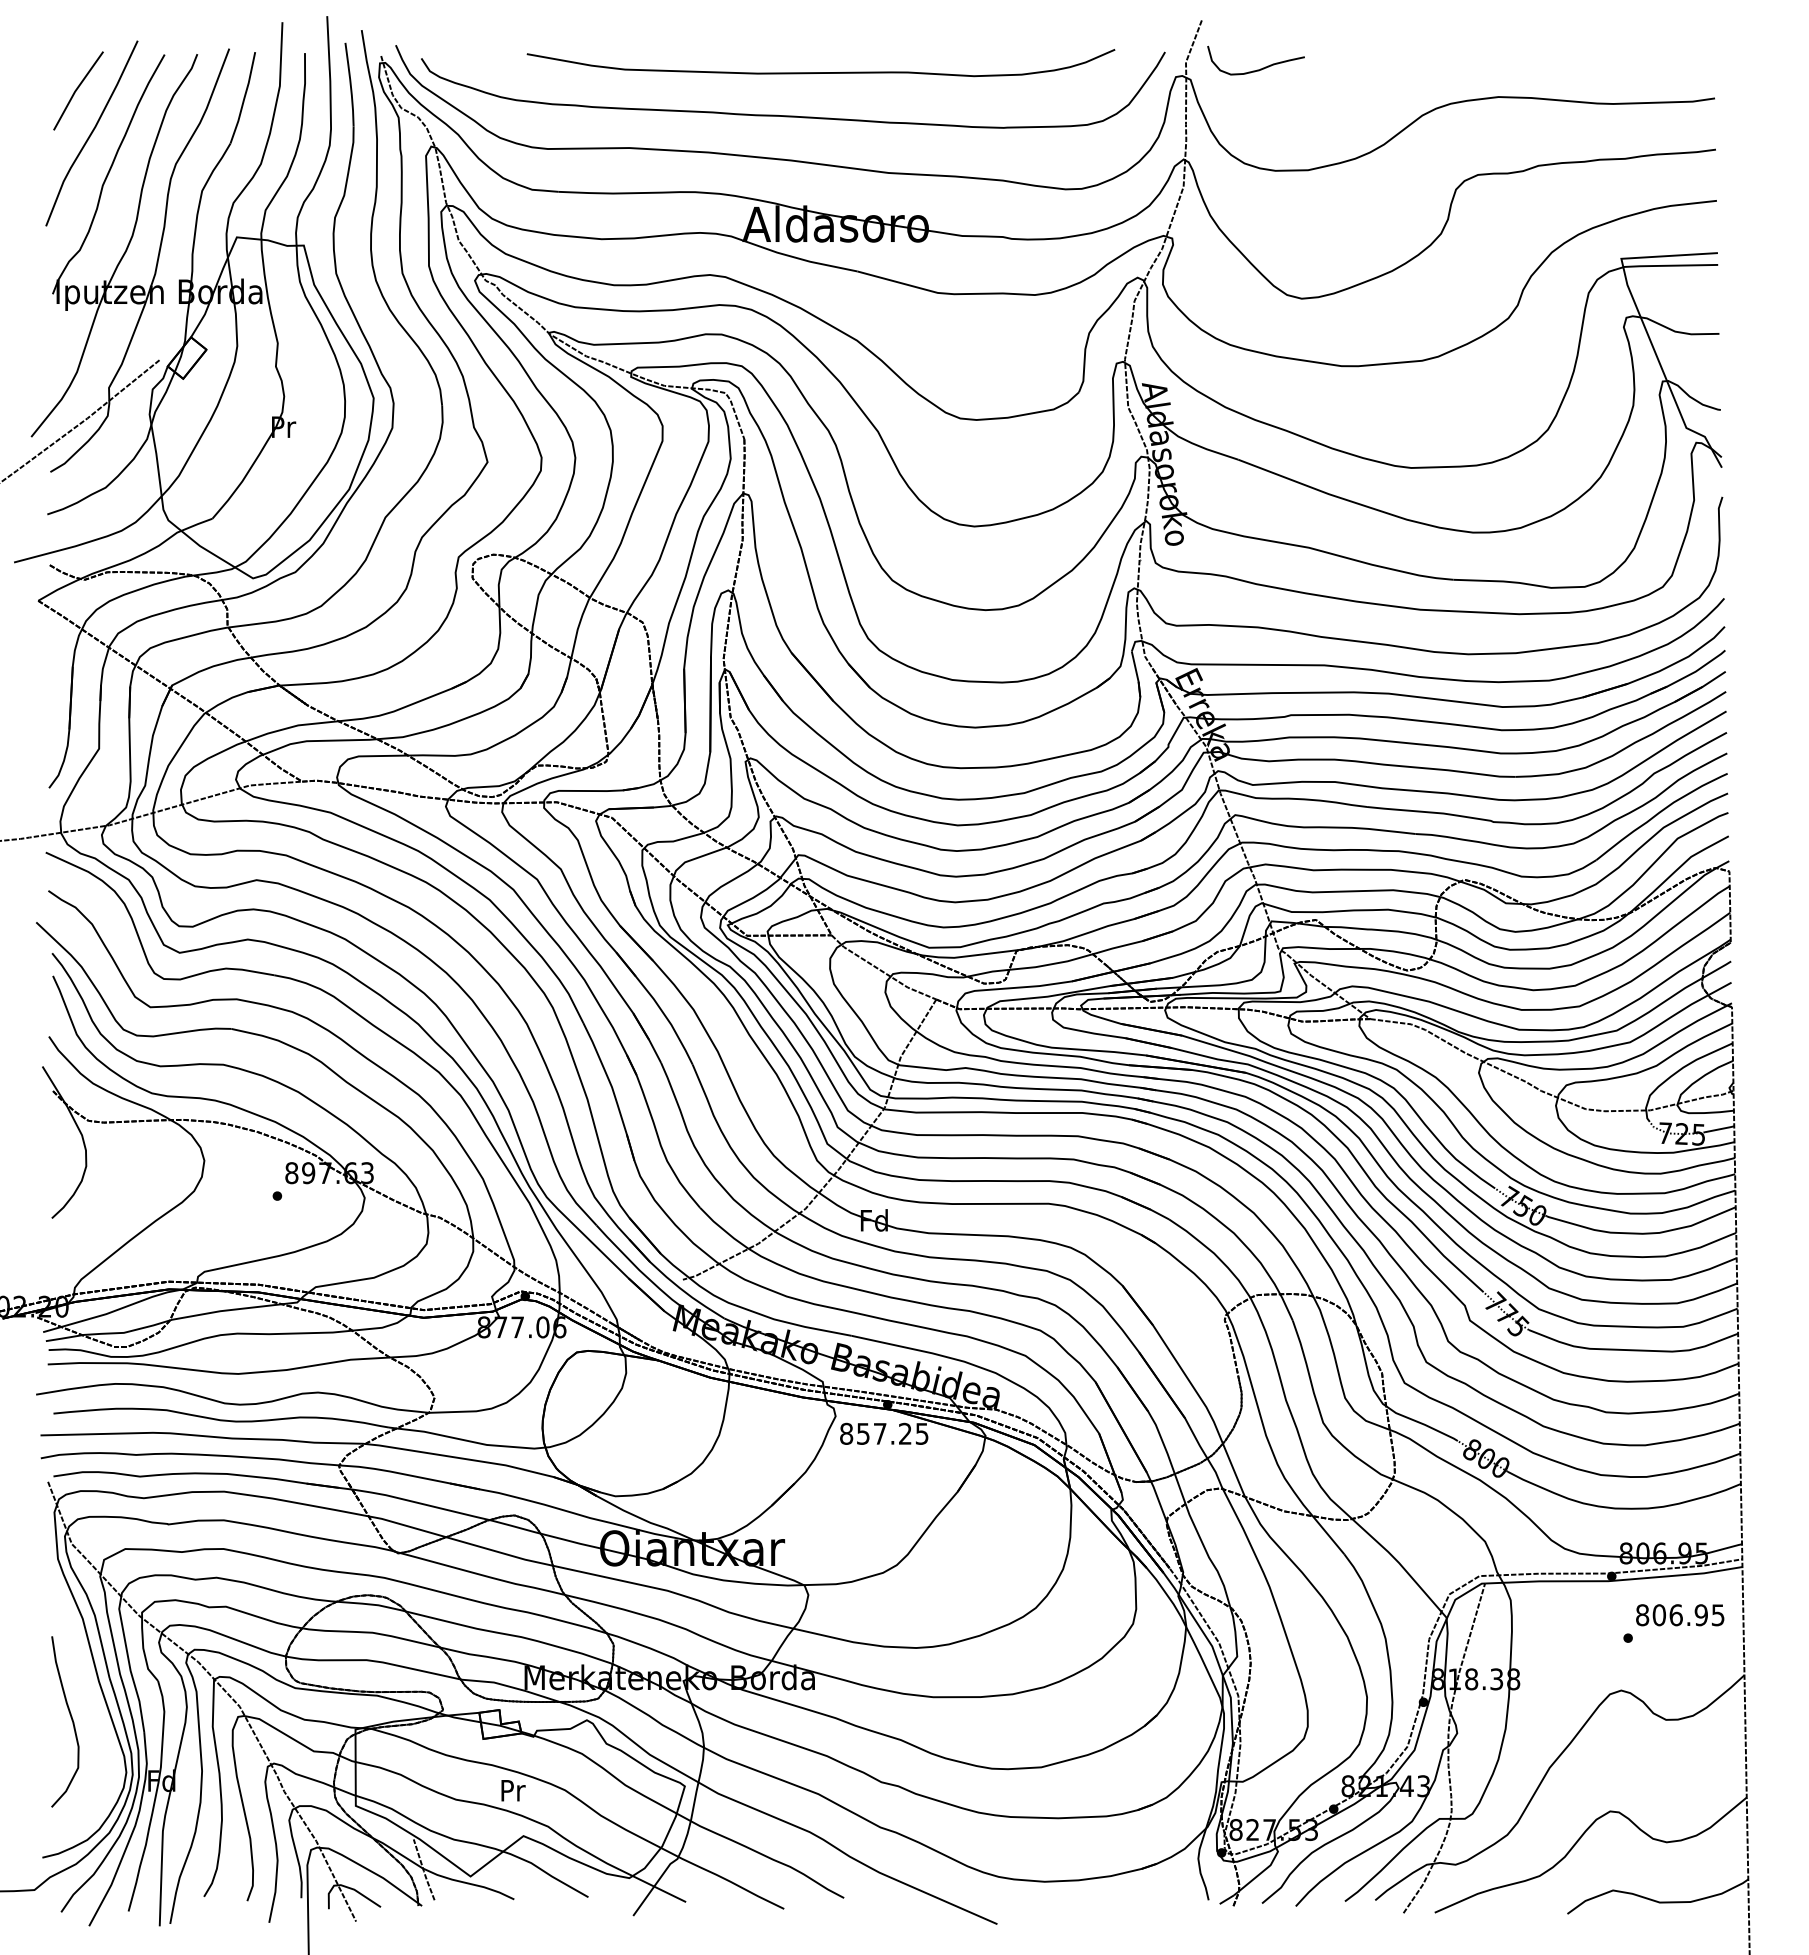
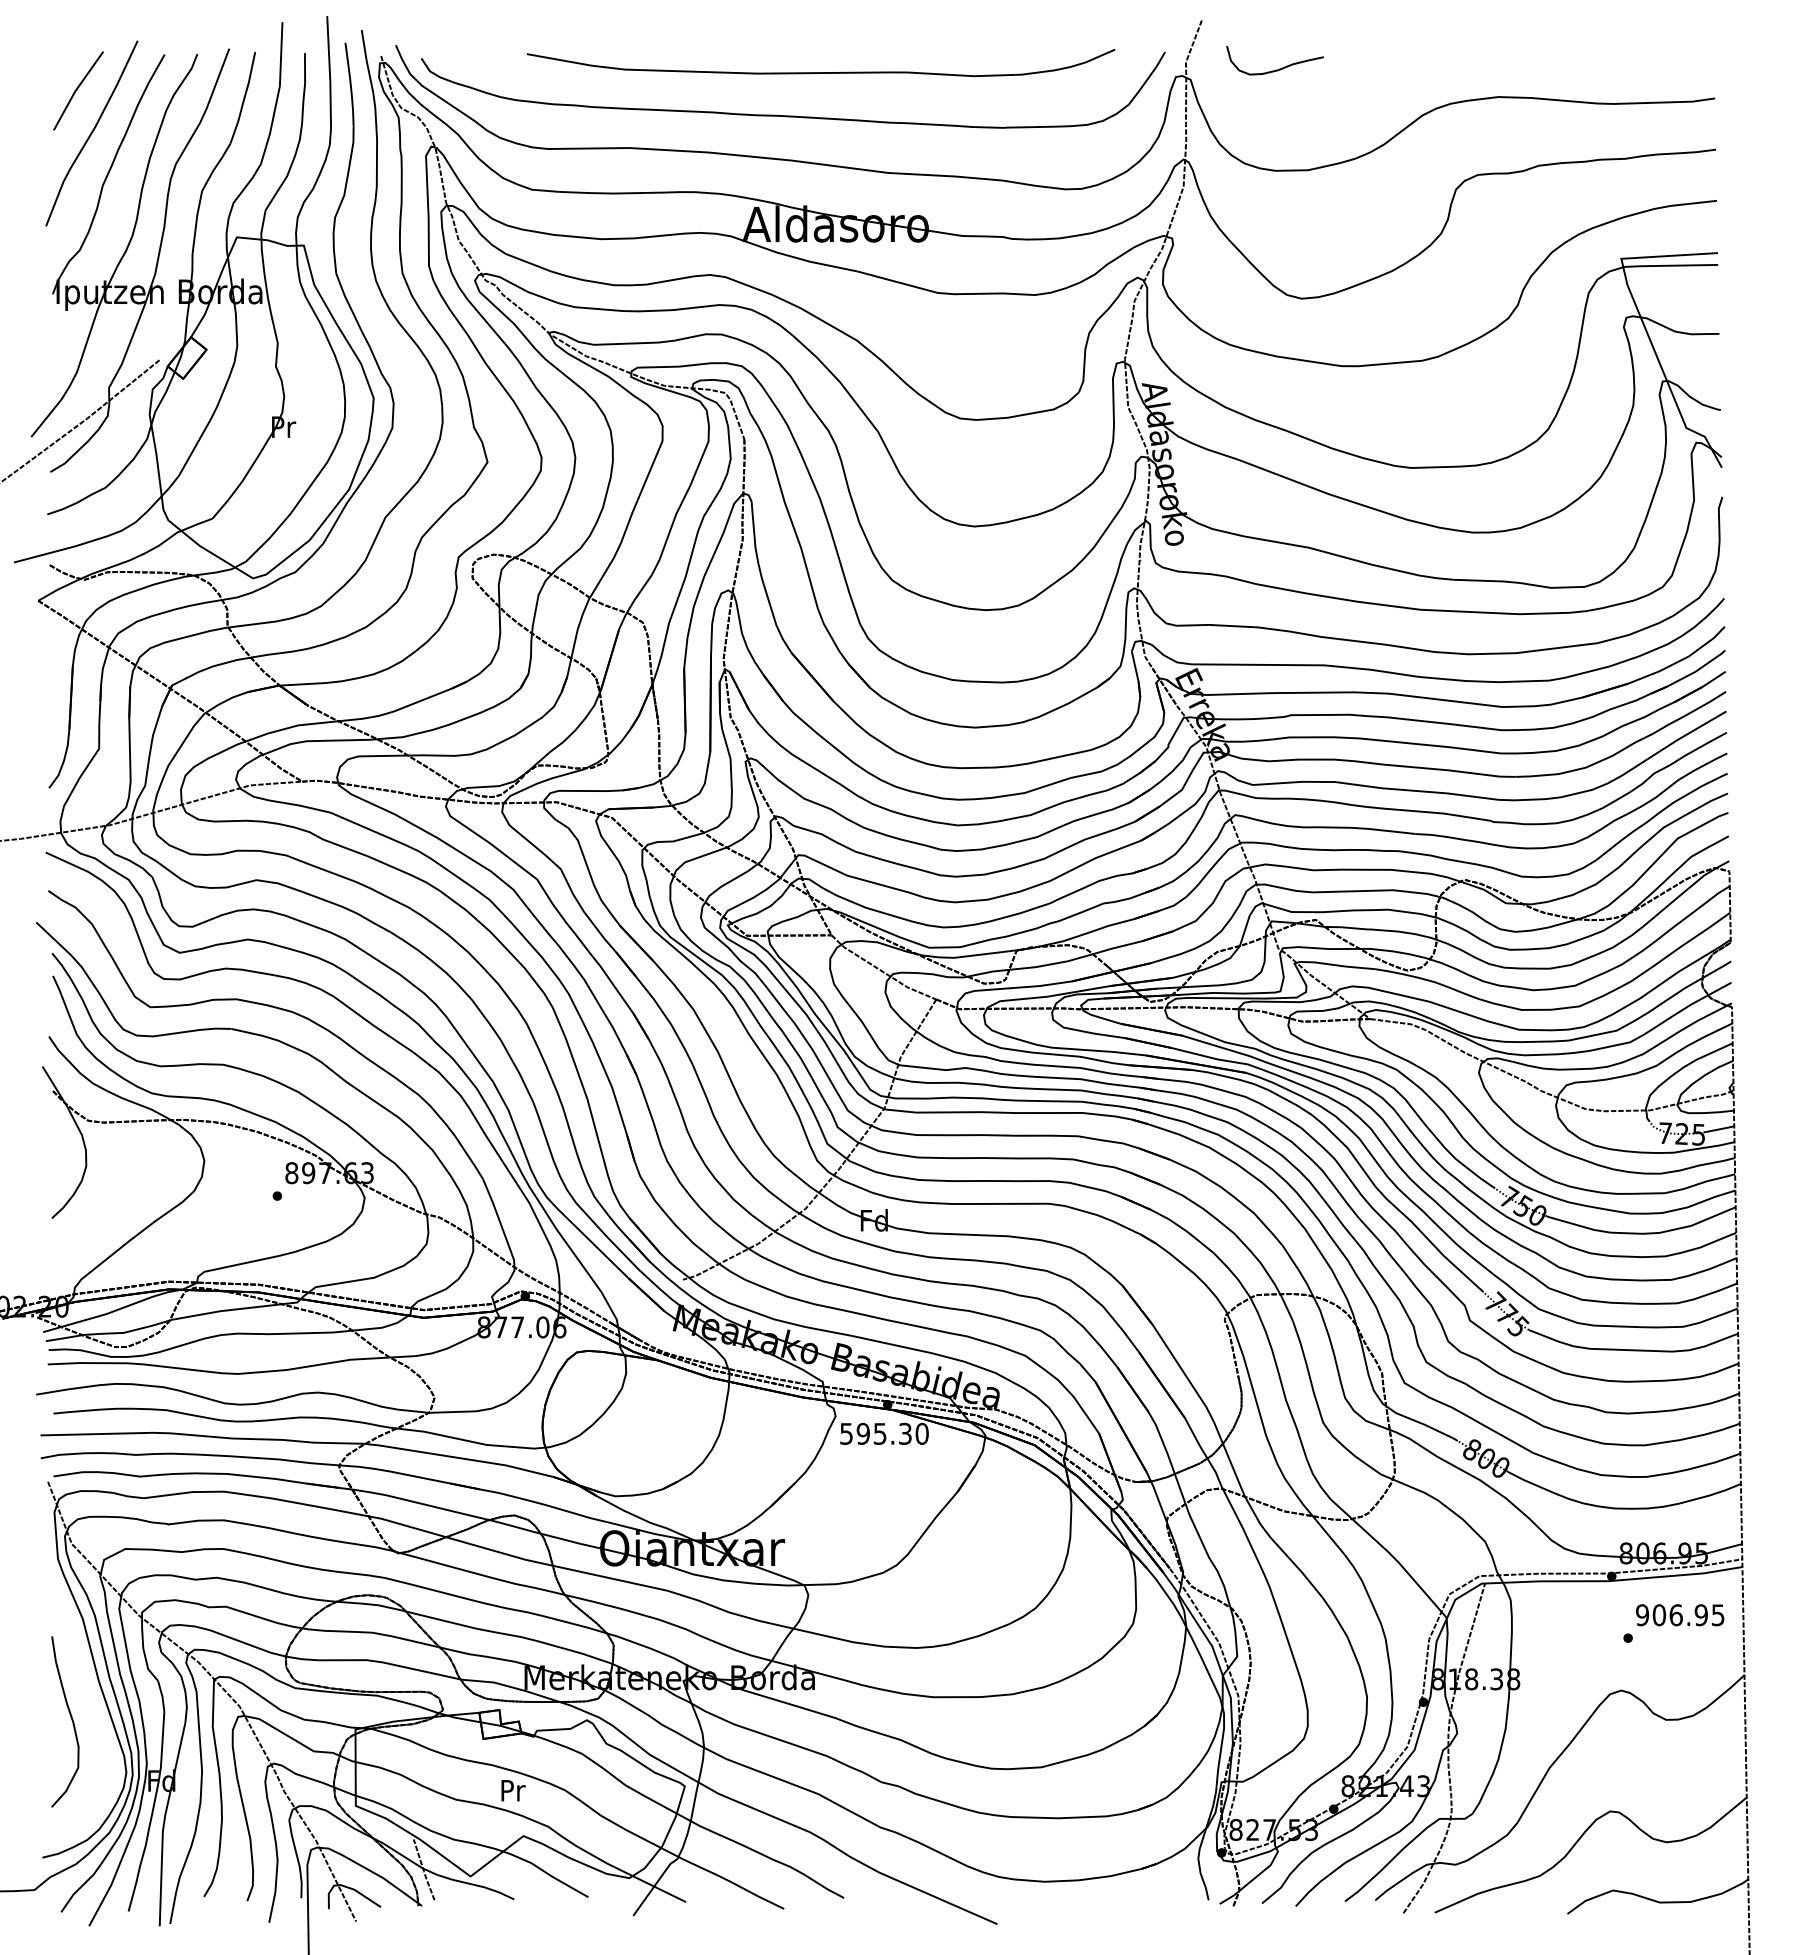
curve position: (1257, 69) -> (1276, 69) (1276, 69)
text: 857.25 -> 595.30 (884, 1433)
text: 806.95 -> 906.95 (1642, 1615)
